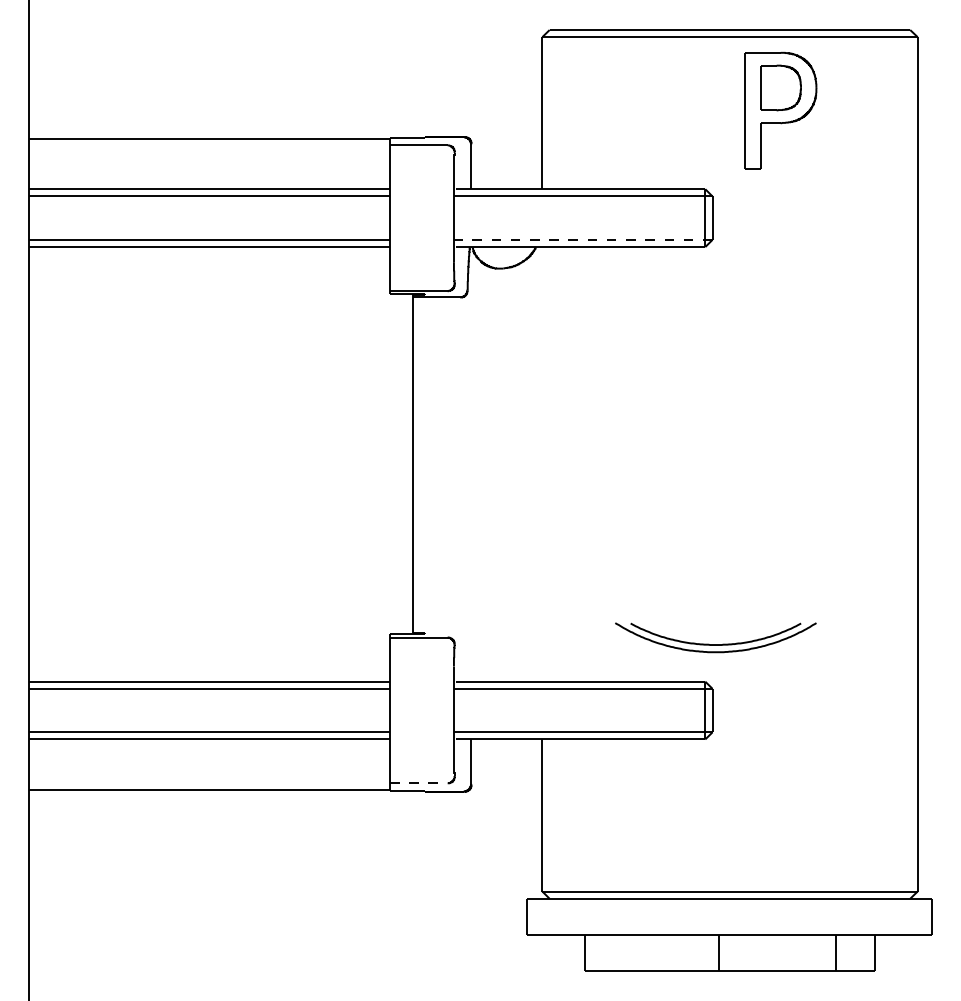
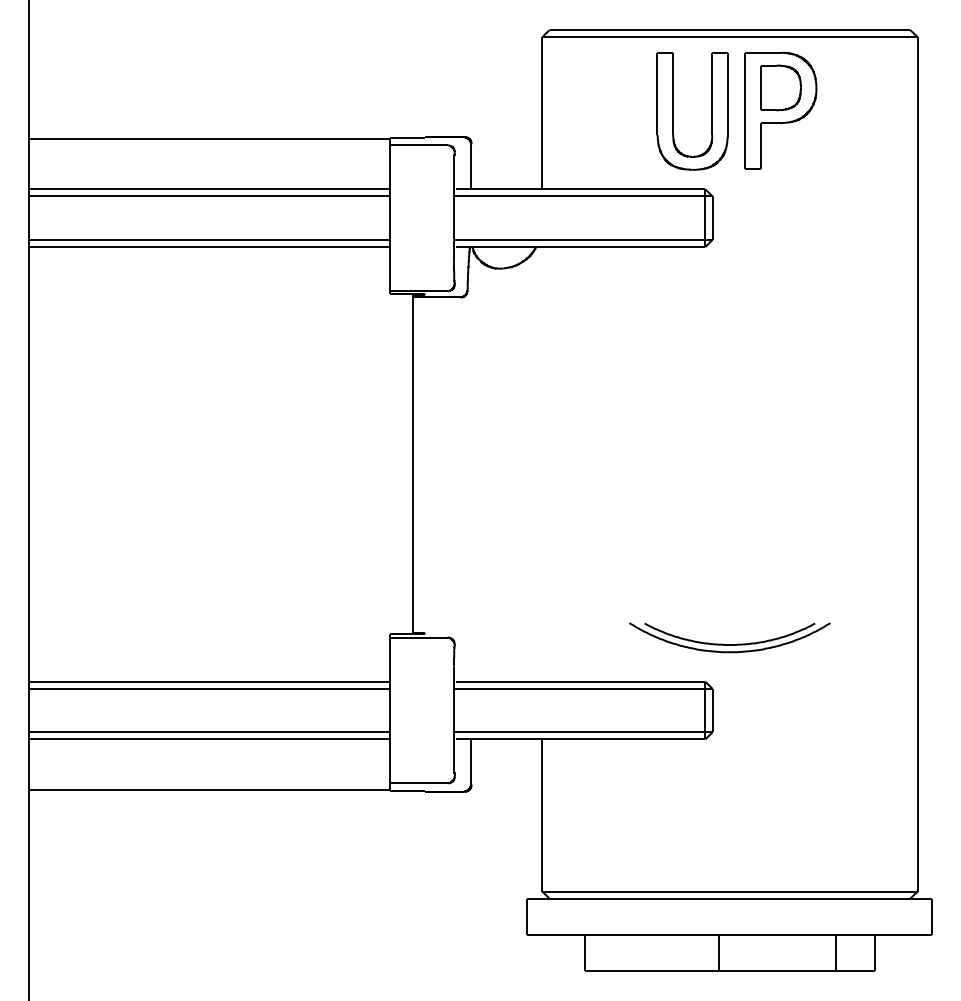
part: none -> present (673, 111)
line: dashed -> solid (582, 239)
part position: (715, 644) -> (729, 644) (729, 644)
line: dashed -> solid (418, 783)
